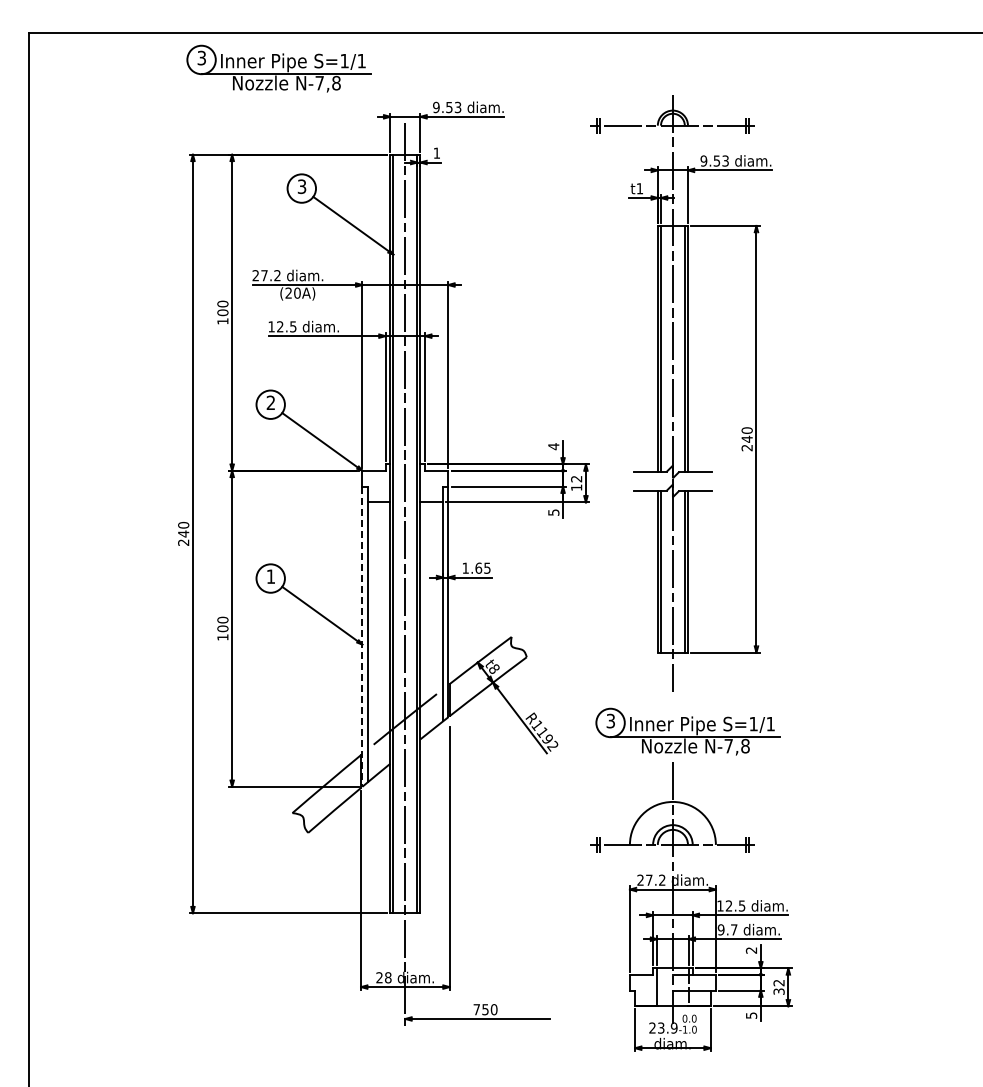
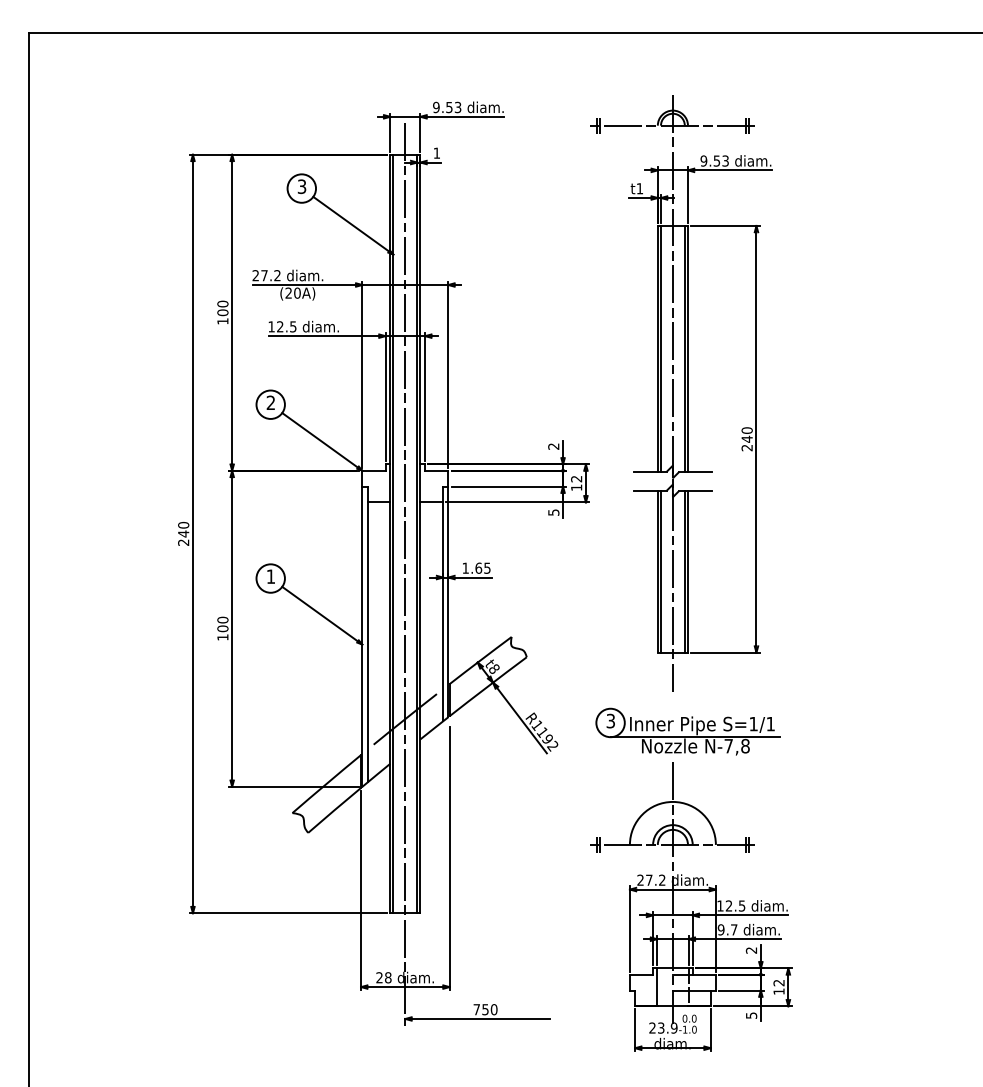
part: present -> none (278, 68)
text: 4 -> 2 (553, 446)
line: dashed -> solid (362, 637)
text: 32 -> 12 (778, 991)
